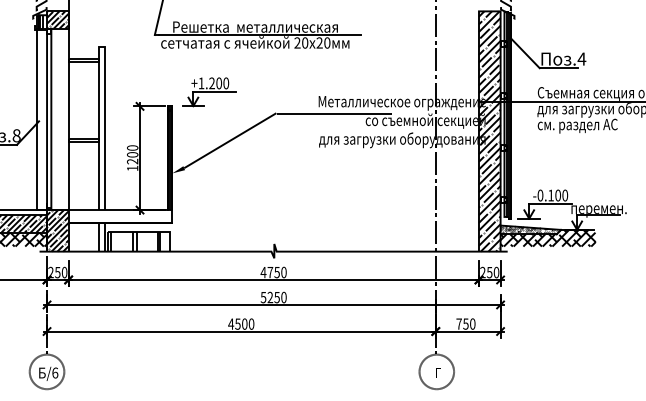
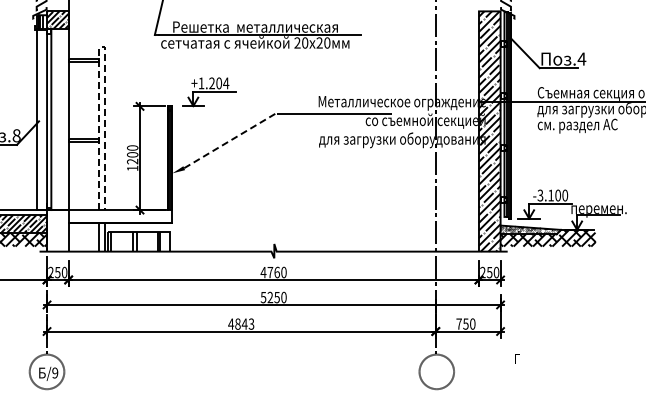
line: solid -> dashed (102, 47)
text: +1.200 -> +1.204 (226, 83)
line: solid -> dashed (230, 140)
text: -0.100 -> -3.100 (540, 195)
hatch: present -> none (57, 230)
text: 4750 -> 4760 (276, 272)
text: 4500 -> 4843 (244, 323)
text: /6 -> /9 (55, 372)
text position: (438, 372) -> (517, 358) (517, 358)
